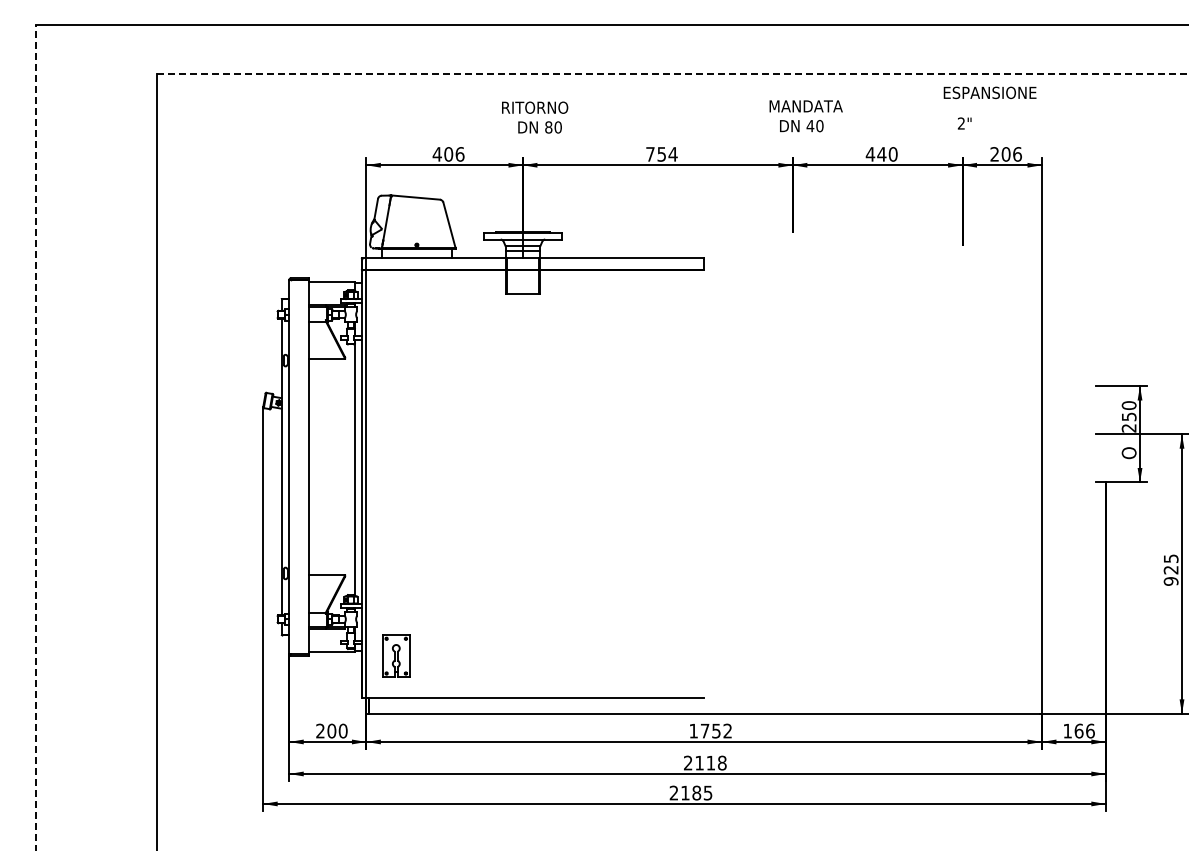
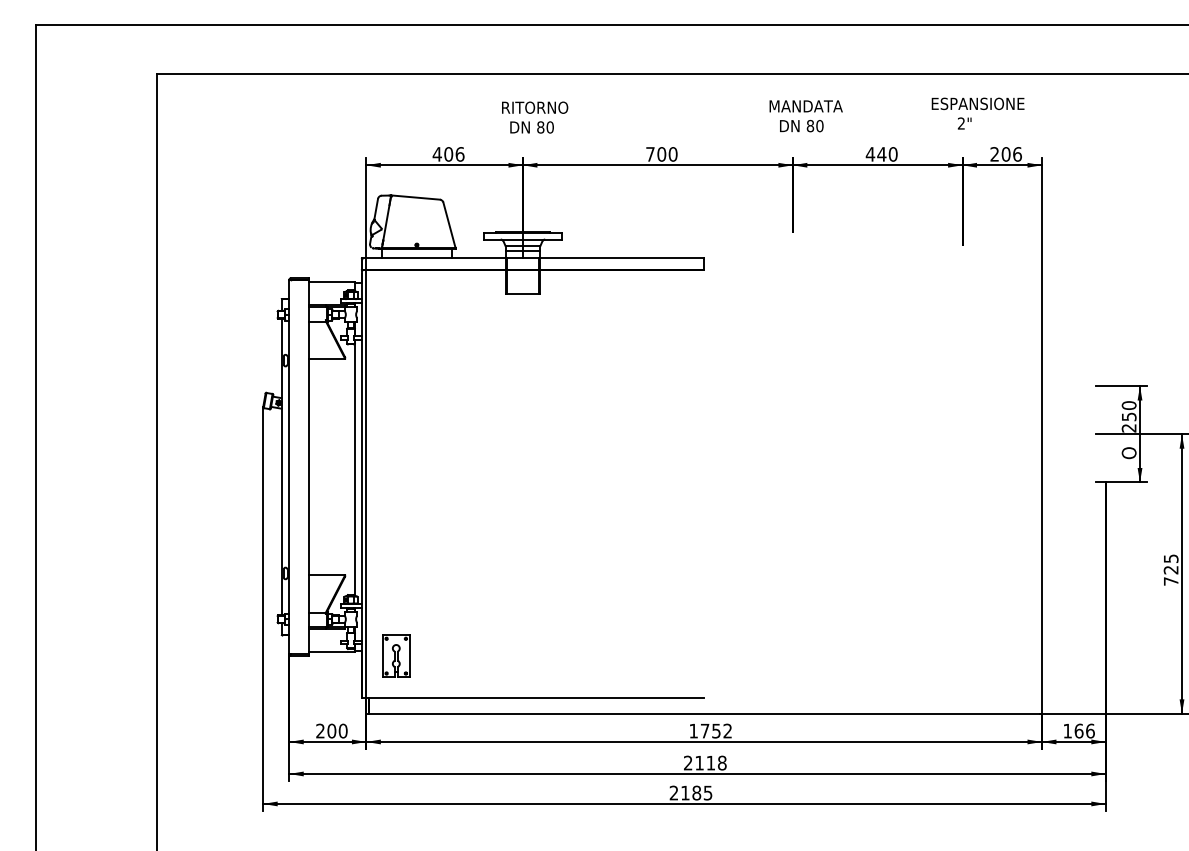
line: dashed -> solid (672, 74)
text position: (989, 92) -> (977, 103) (977, 103)
text: 40 -> 80 (810, 125)
text position: (539, 127) -> (531, 127) (531, 127)
text: 754 -> 700 (667, 154)
line: dashed -> solid (35, 438)
text: 925 -> 725 (1170, 581)
